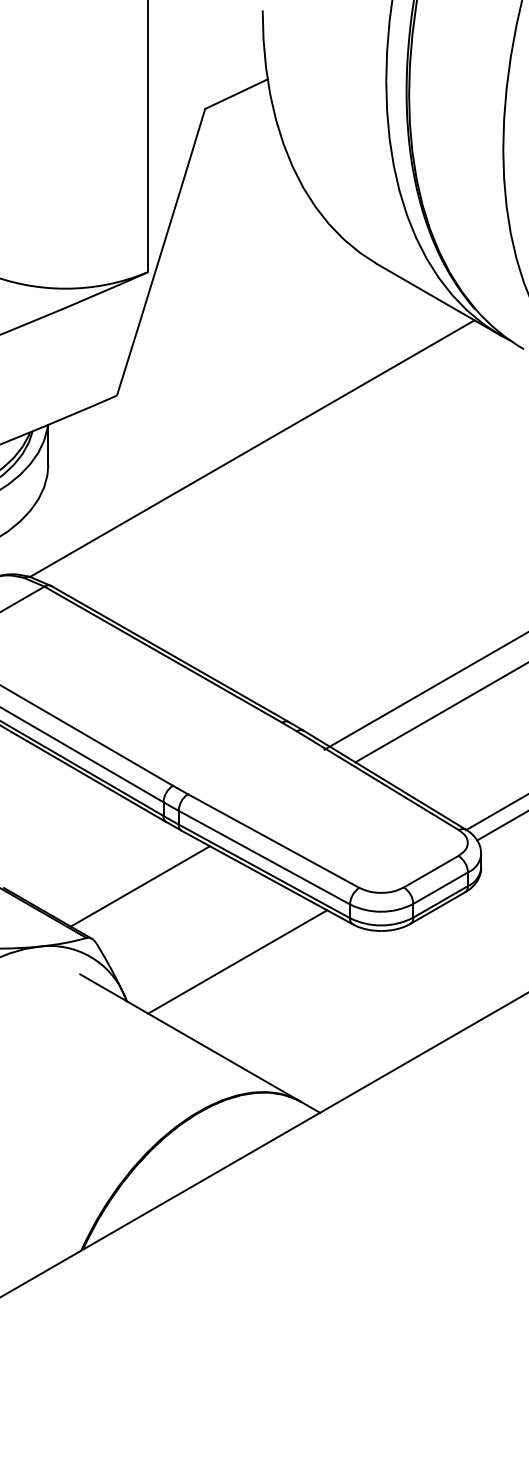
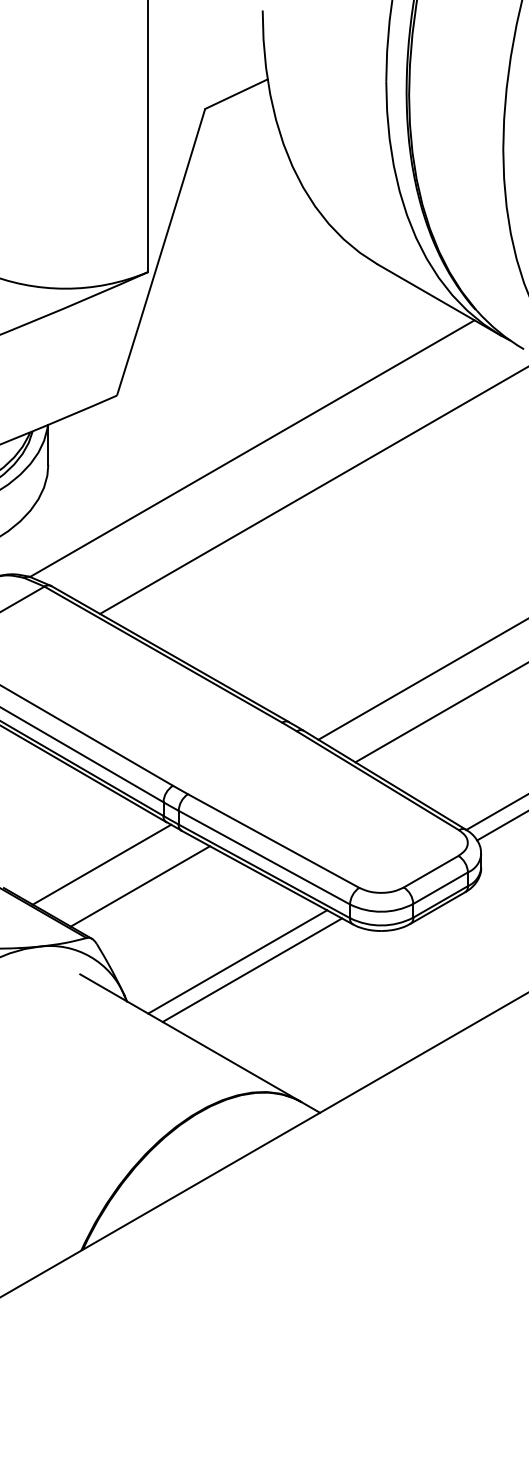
line: none -> present (312, 490)
line position: (424, 691) -> (421, 679) (421, 679)
line: none -> present (101, 864)
line: none -> present (252, 970)
